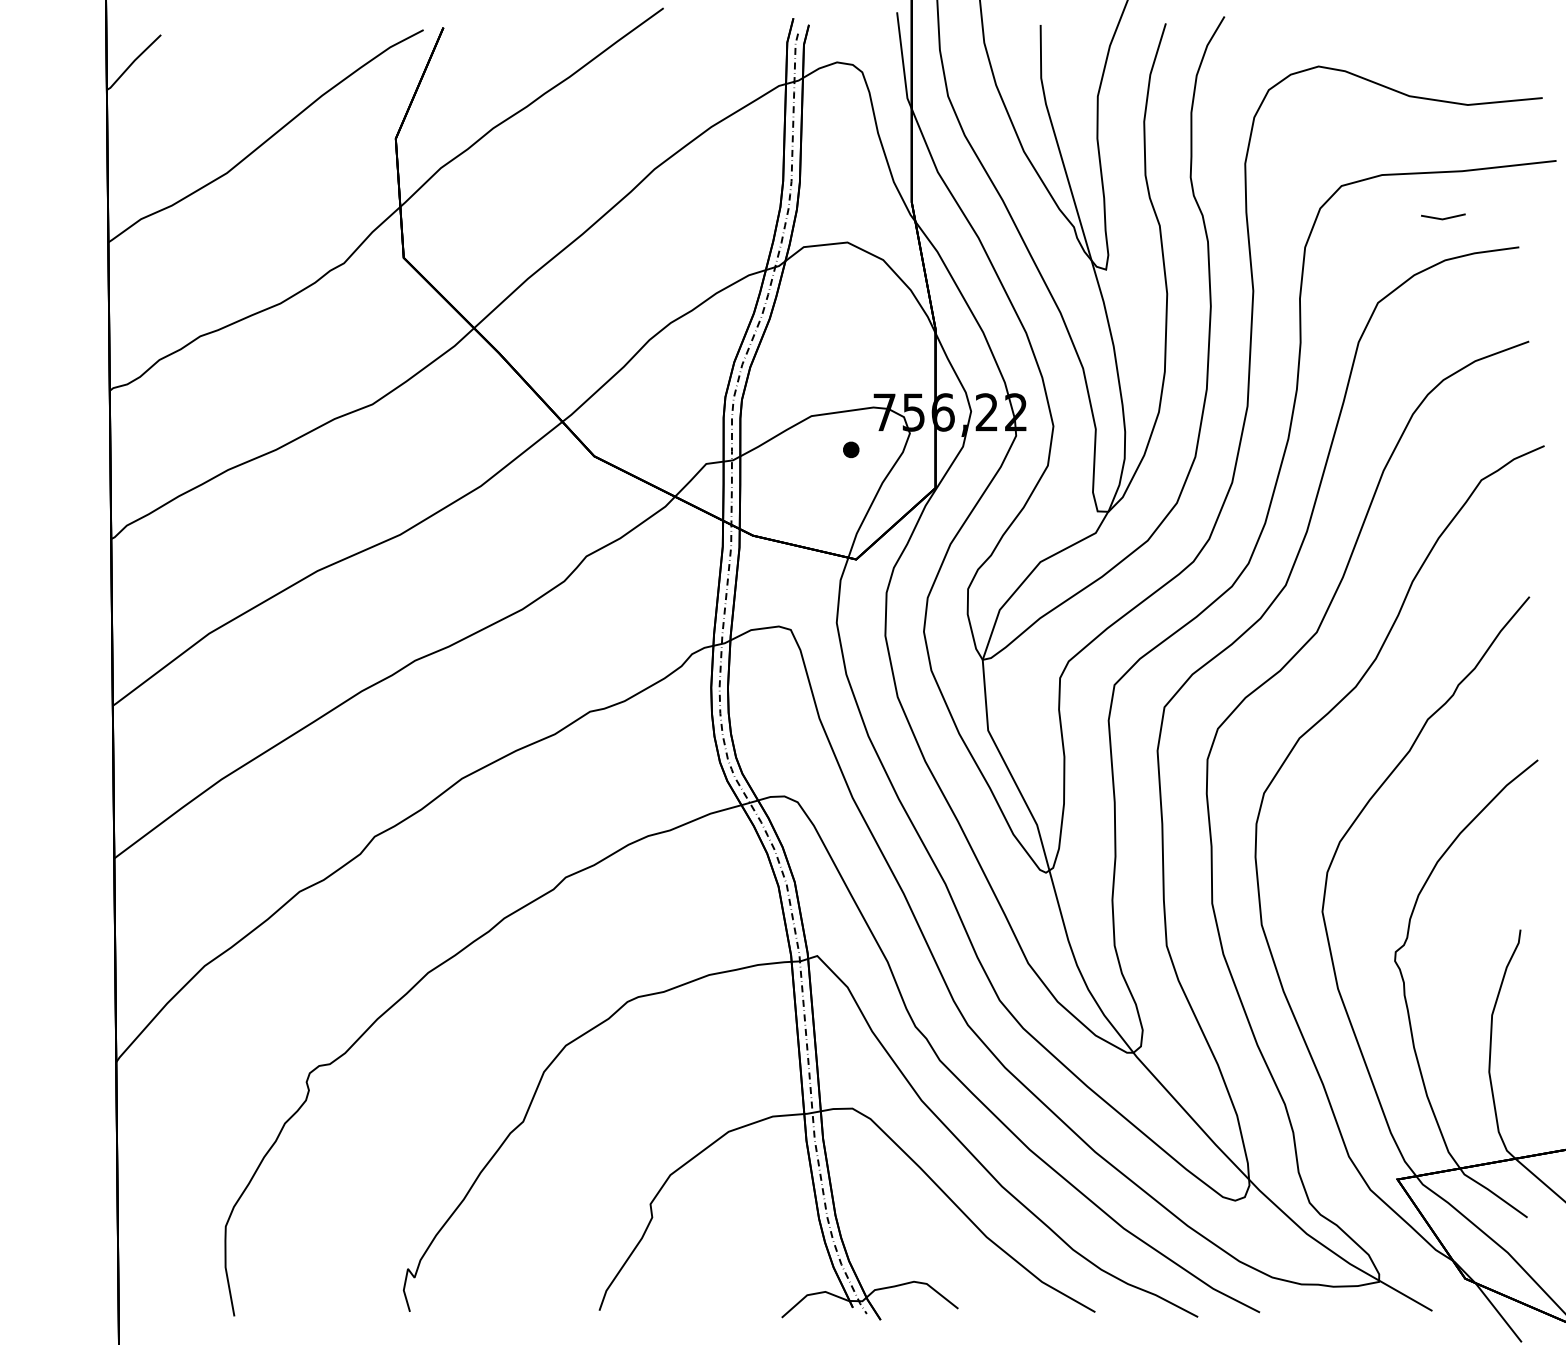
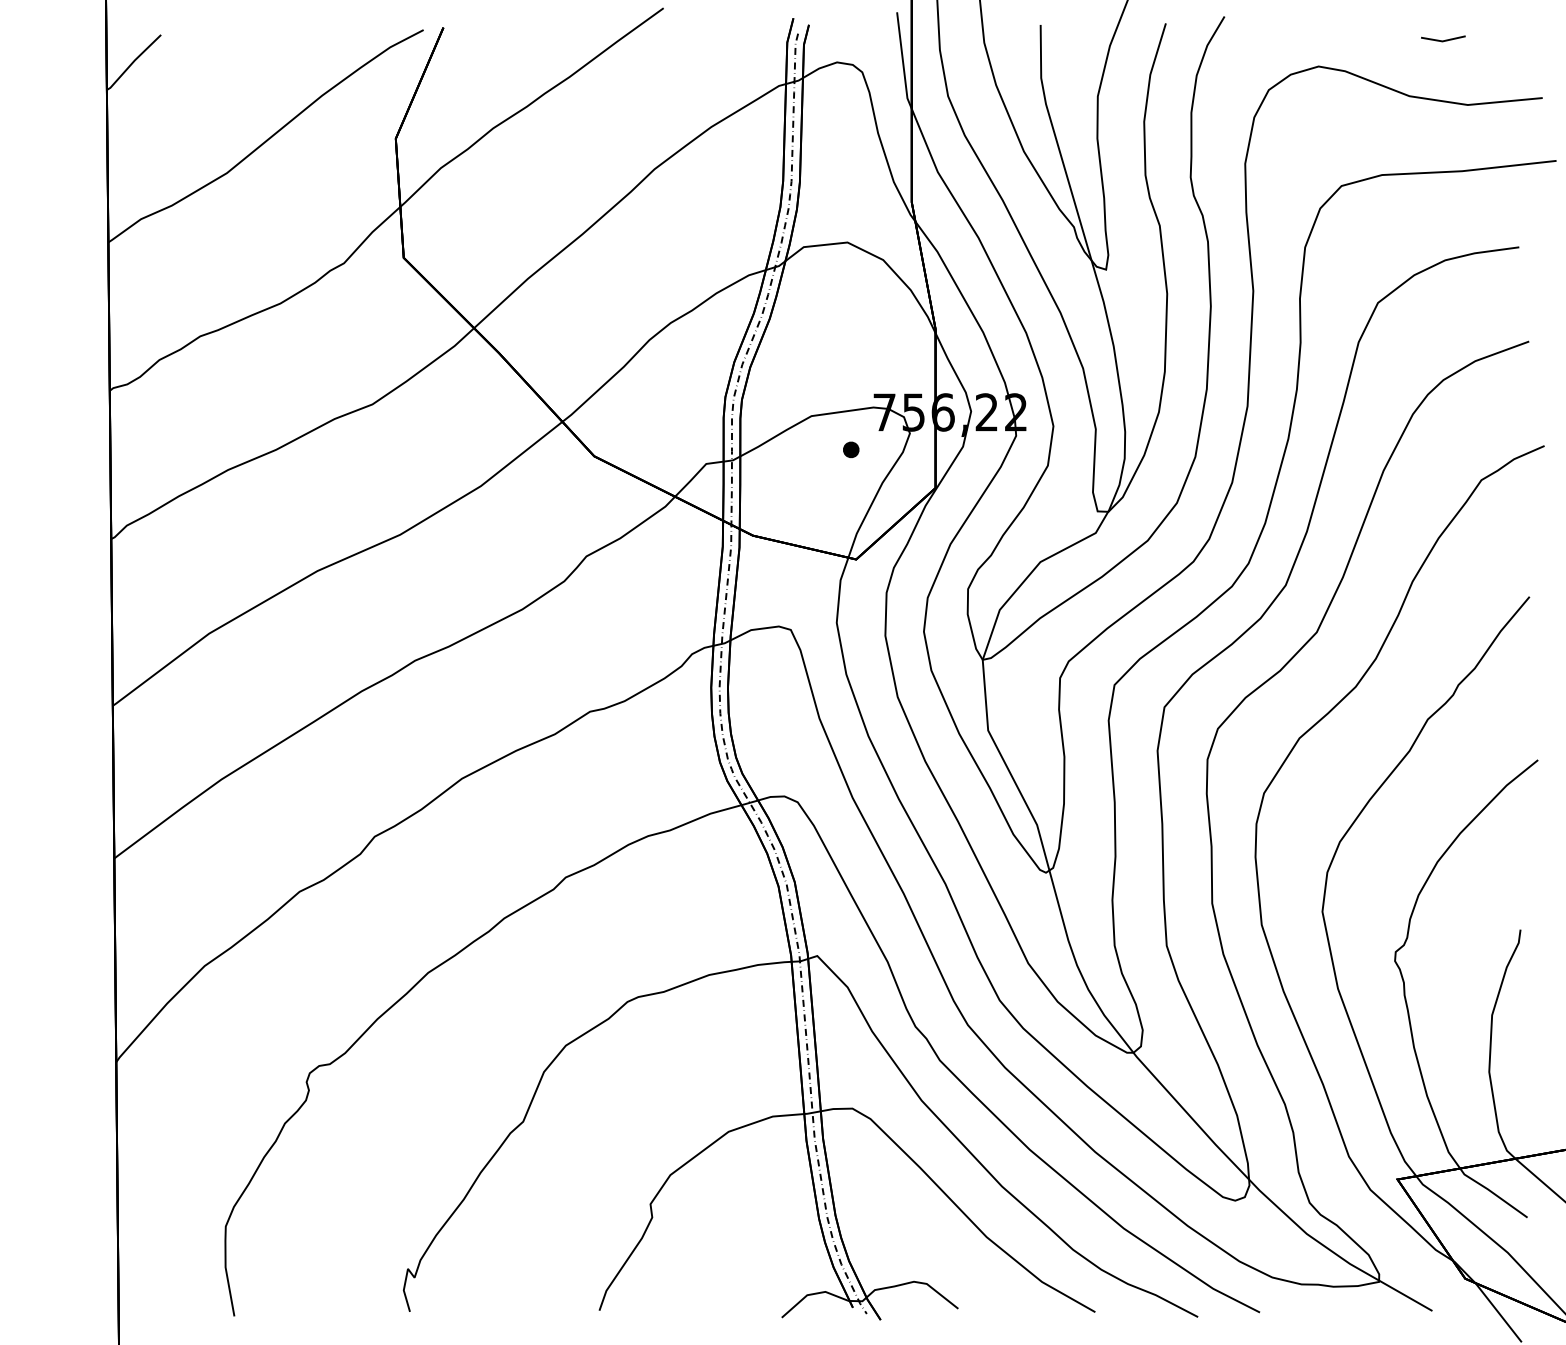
line position: (1443, 218) -> (1443, 40) (1443, 40)
